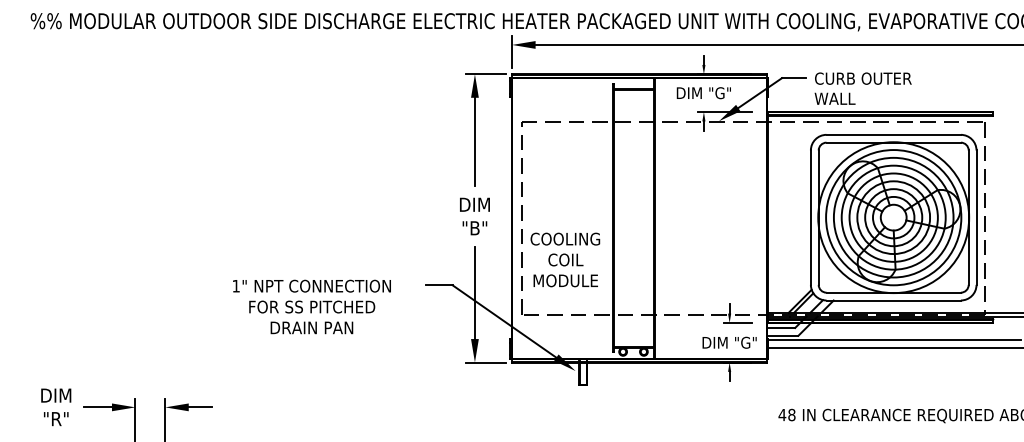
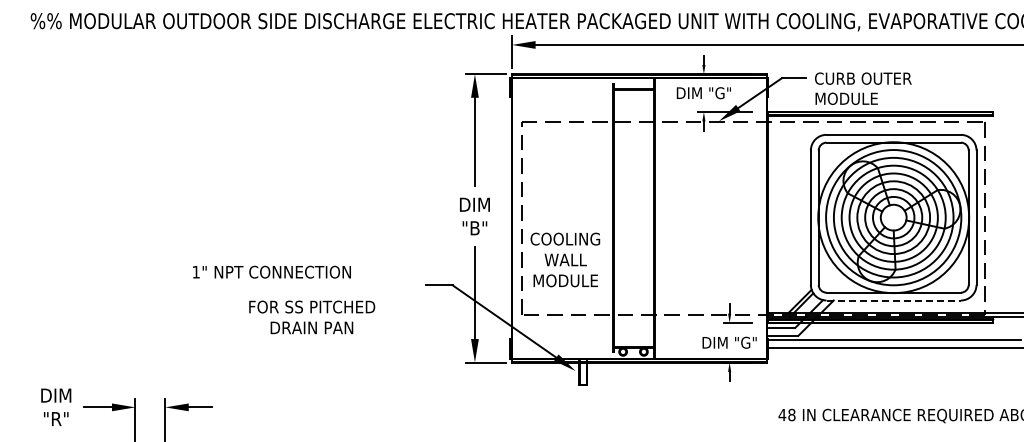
text: WALL -> MODULE (845, 98)
text: COIL -> WALL (565, 259)
text position: (311, 285) -> (271, 271) (271, 271)
line: solid -> dashed (894, 300)
